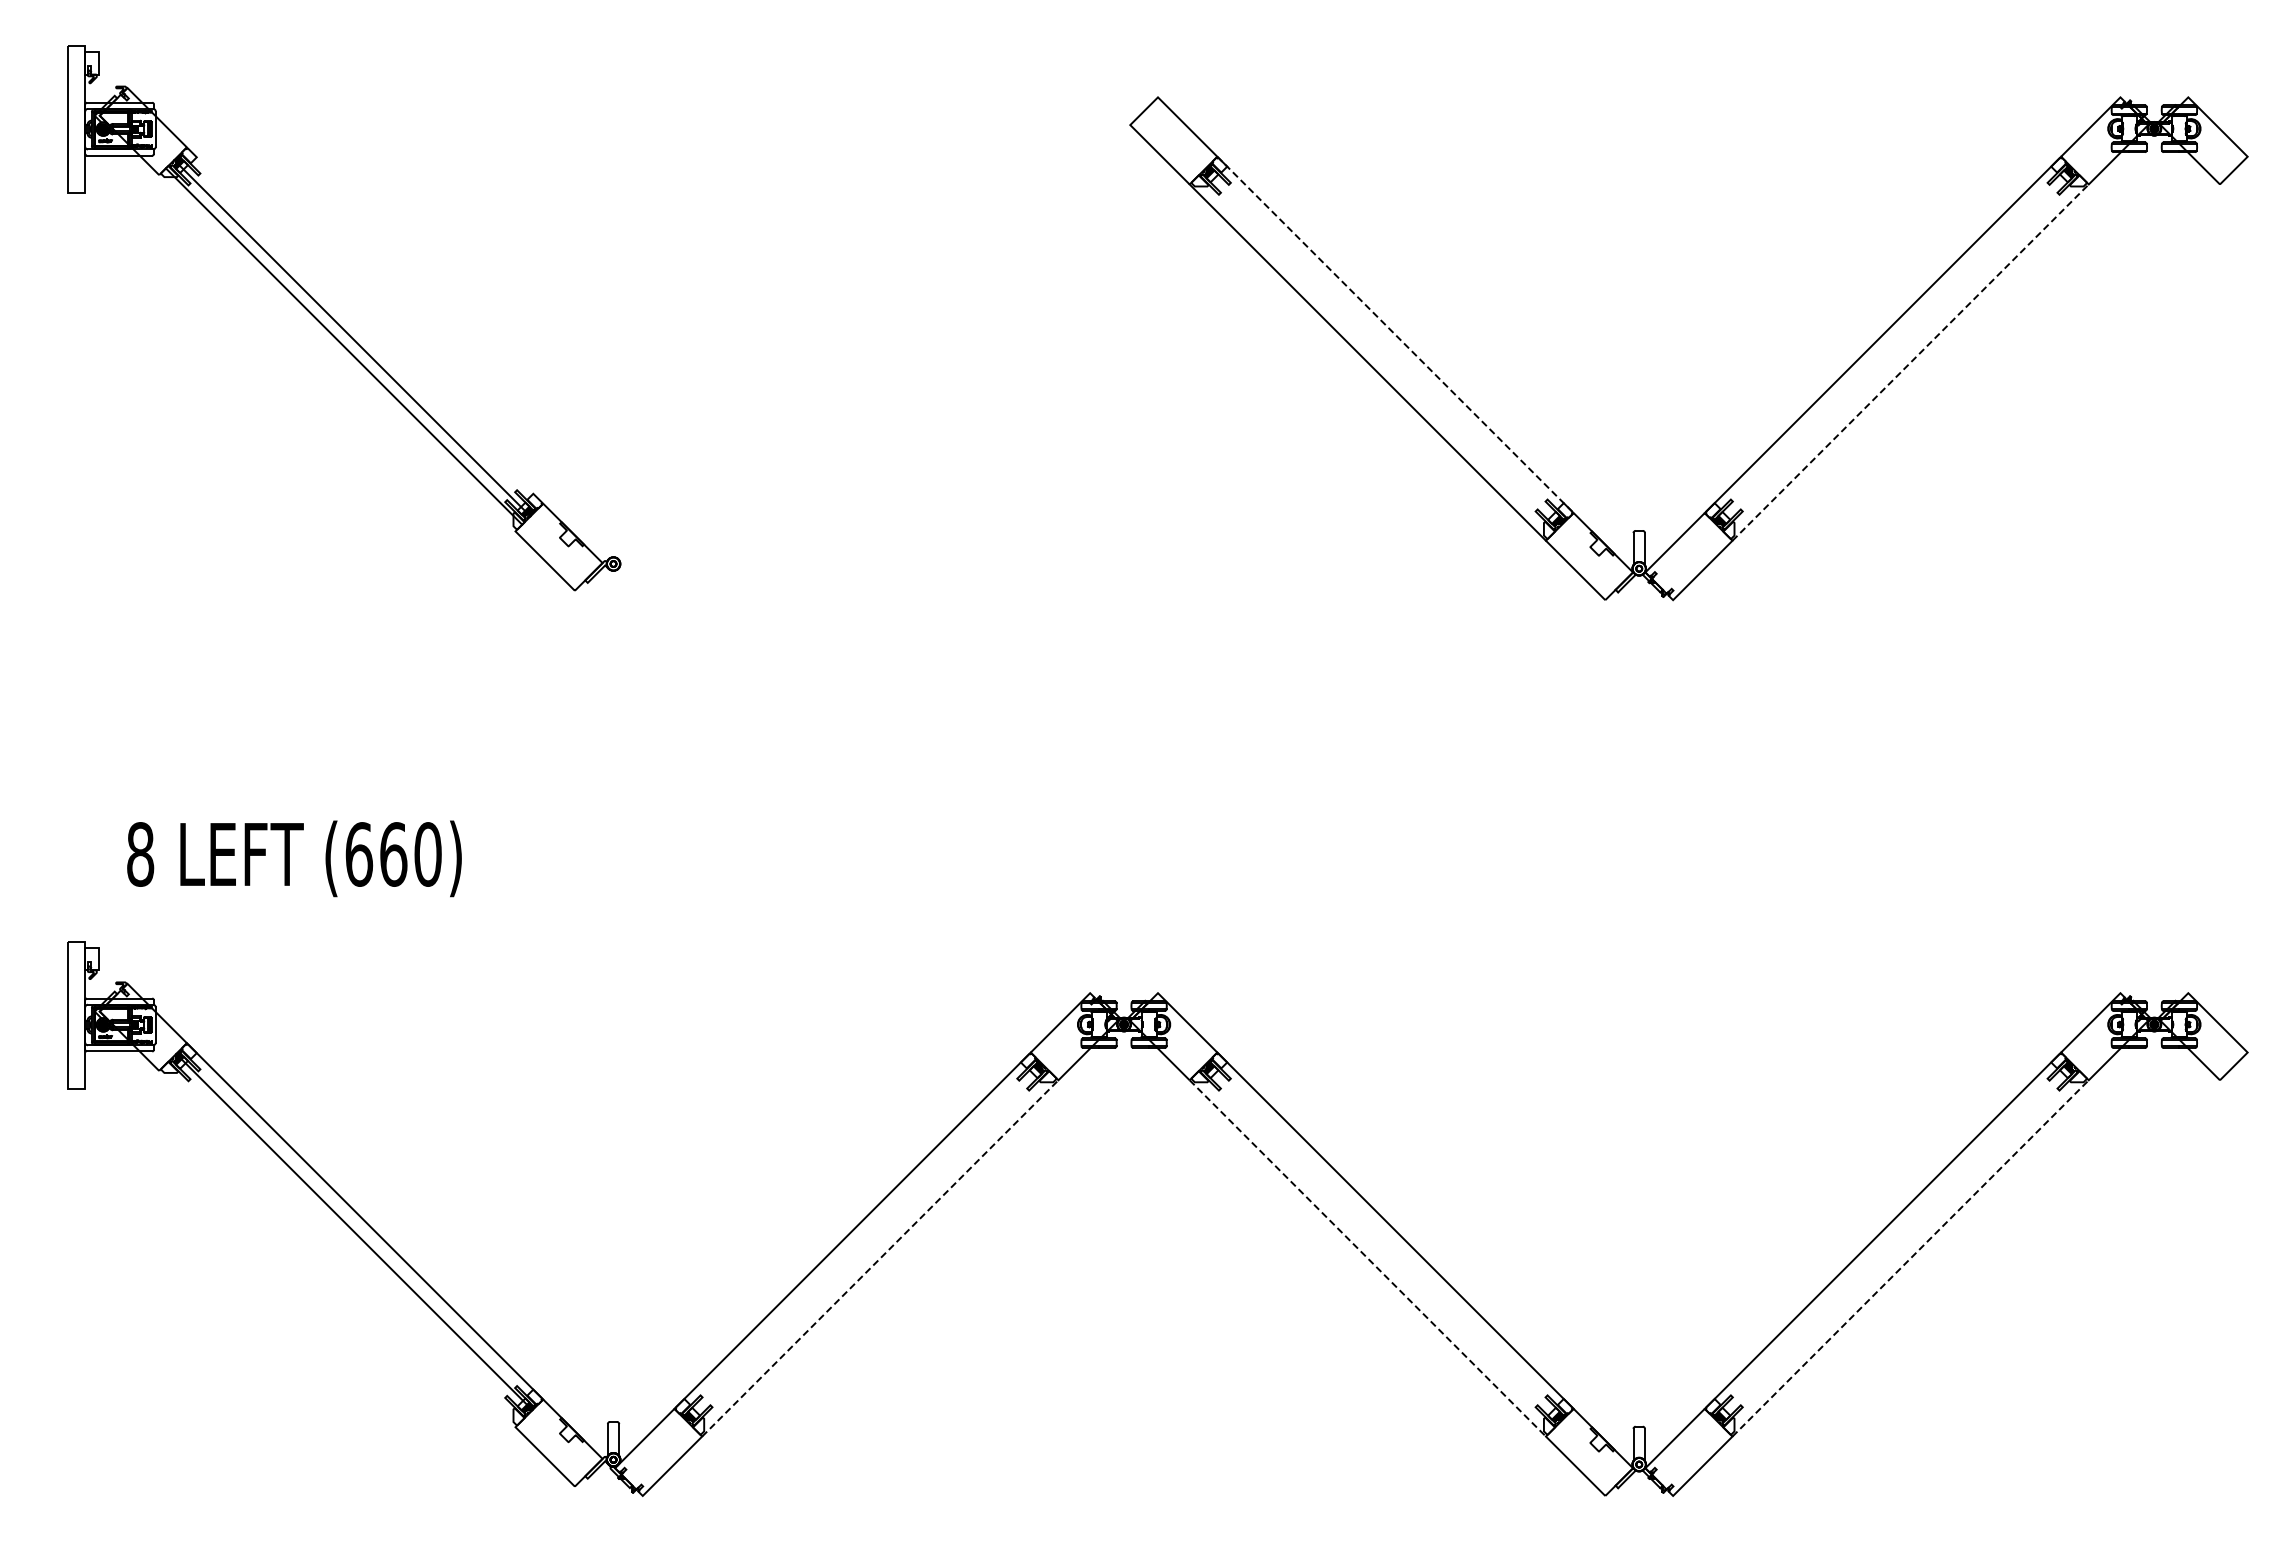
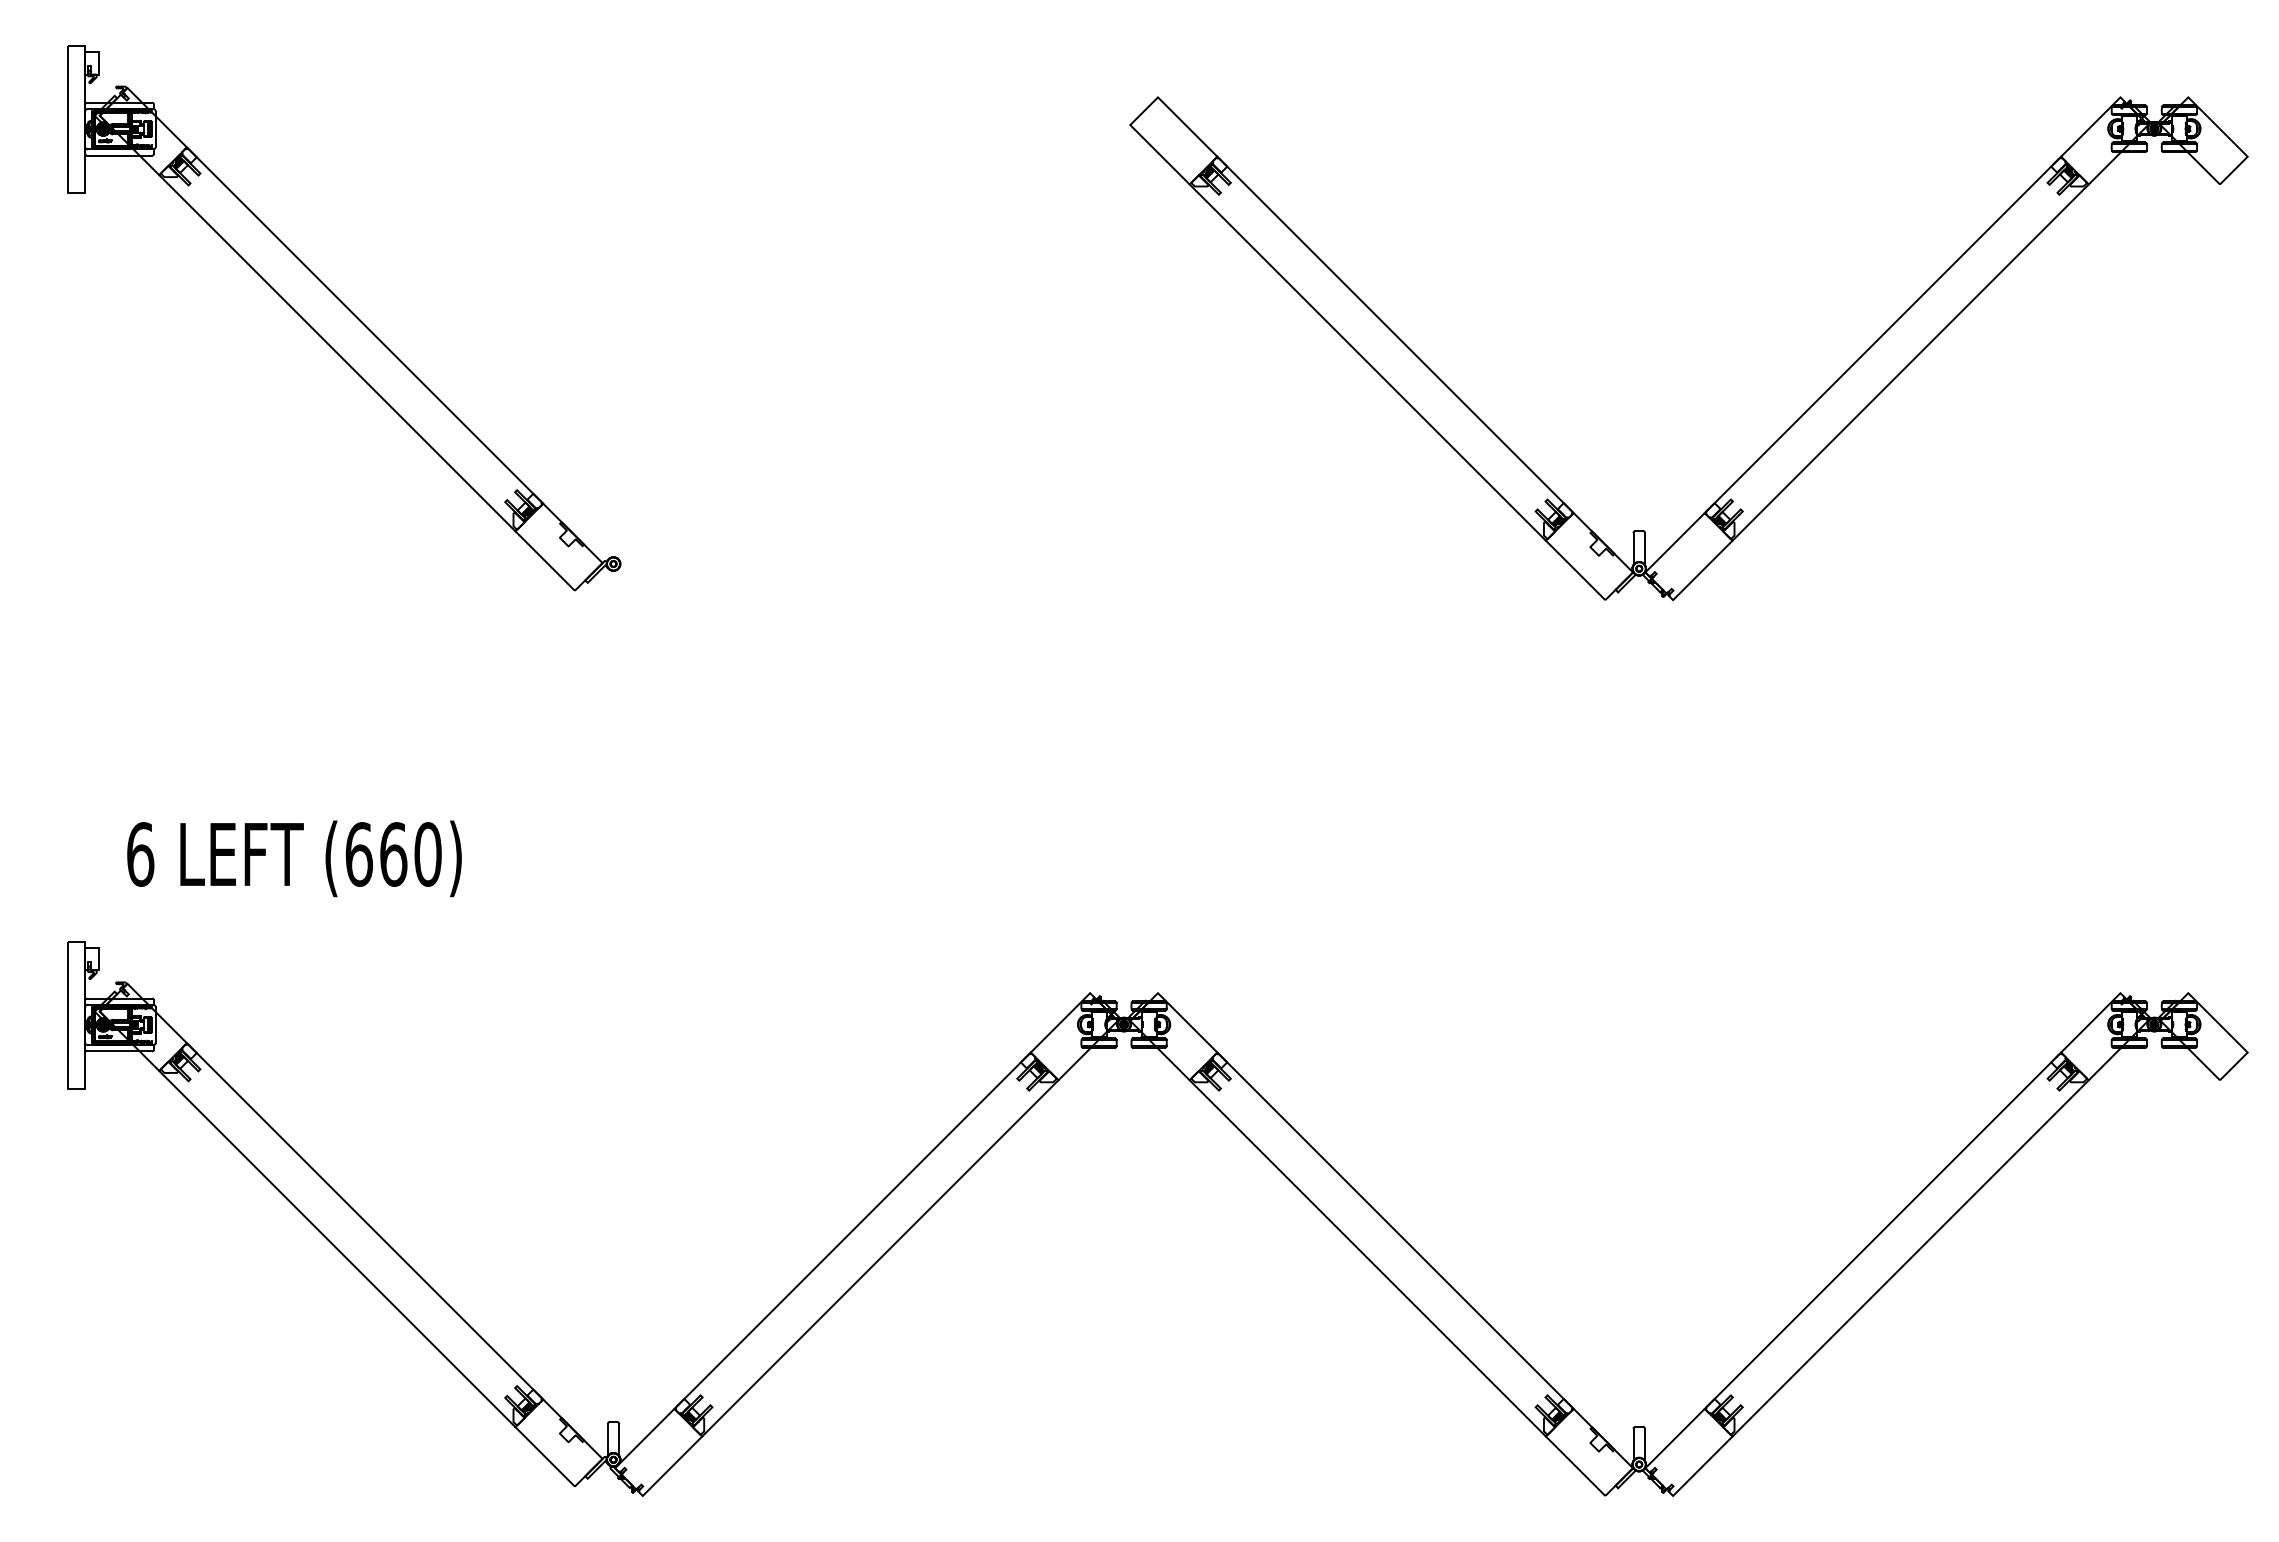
line: dashed -> solid (1395, 334)
line position: (352, 338) -> (337, 353) (337, 353)
line position: (343, 346) -> (364, 325) (364, 325)
line: dashed -> solid (1910, 362)
text: 8 -> 6 (140, 854)
line position: (354, 1231) -> (337, 1248) (337, 1248)
line: dashed -> solid (880, 1258)
line: dashed -> solid (1367, 1258)
line: dashed -> solid (1910, 1258)
